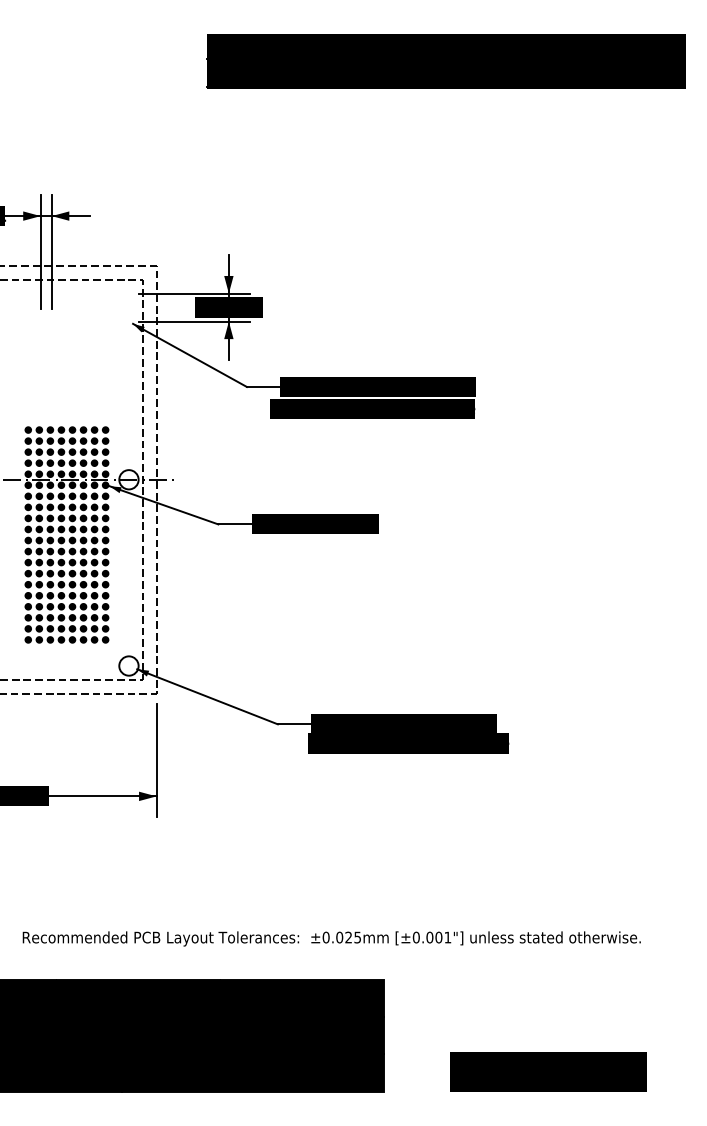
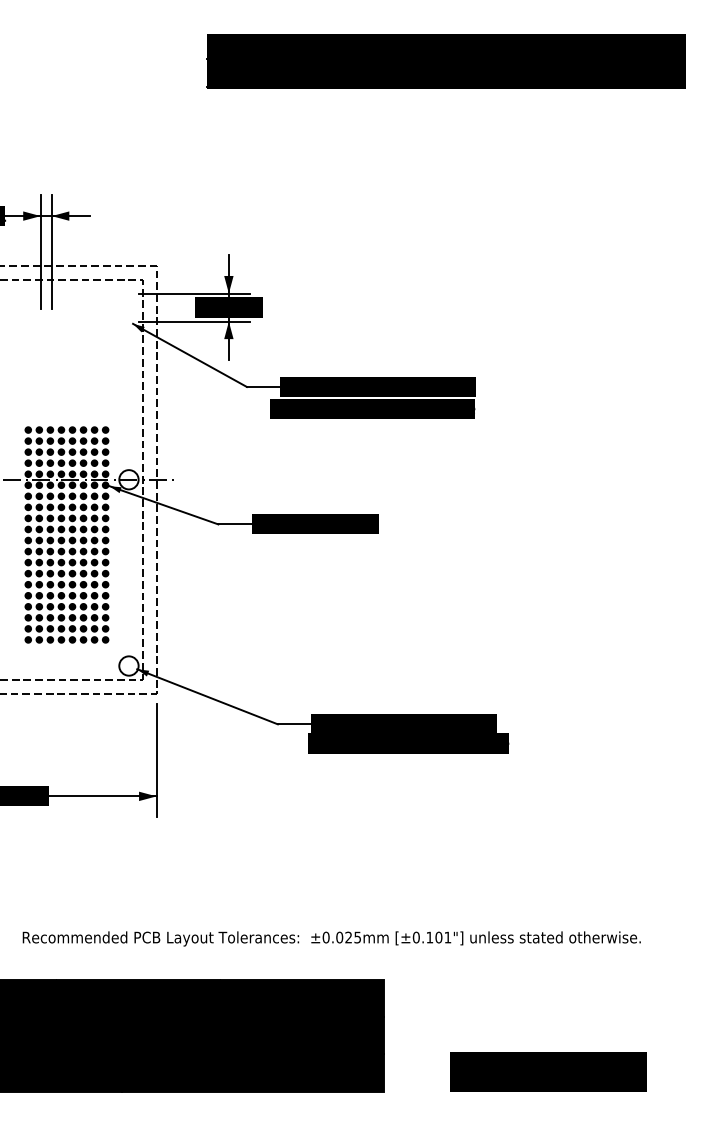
text: [±0.001"] -> [±0.101"] (429, 937)
